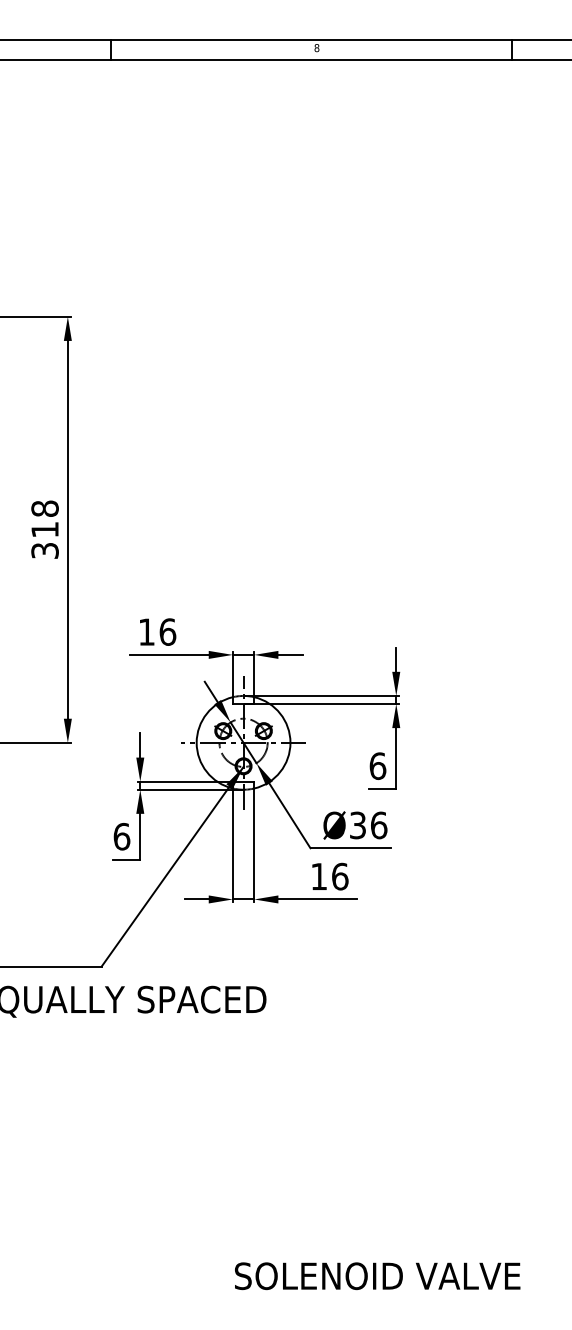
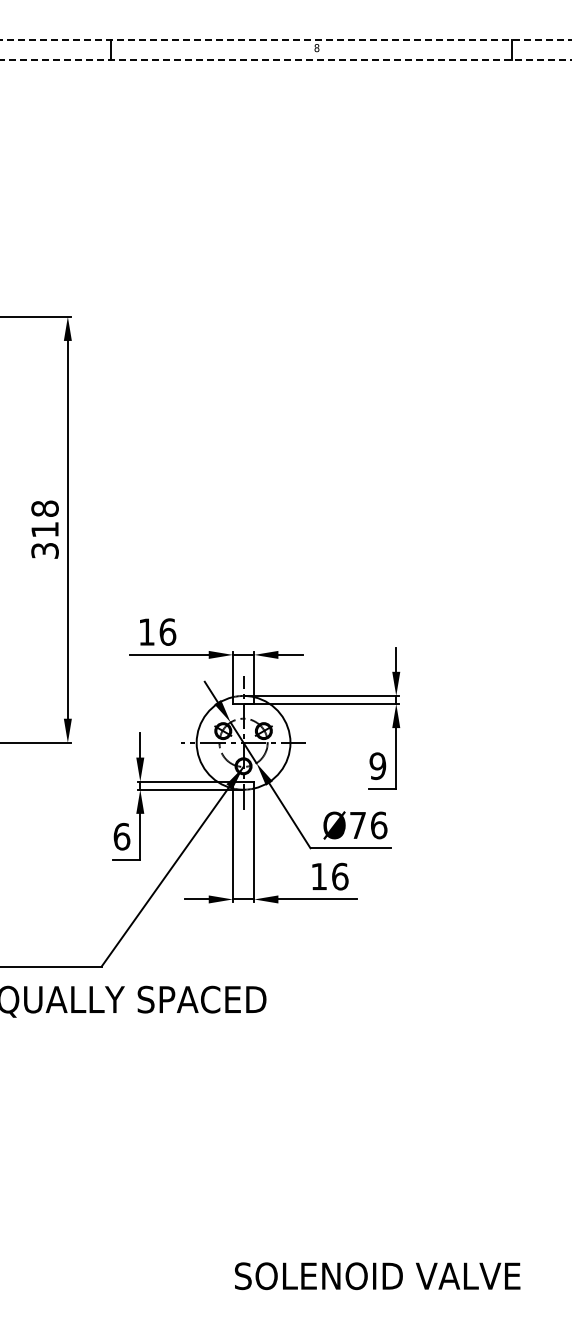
line: solid -> dashed (285, 39)
line: solid -> dashed (285, 59)
text: 6 -> 9 (377, 766)
text: Ø36 -> Ø76 (357, 825)
